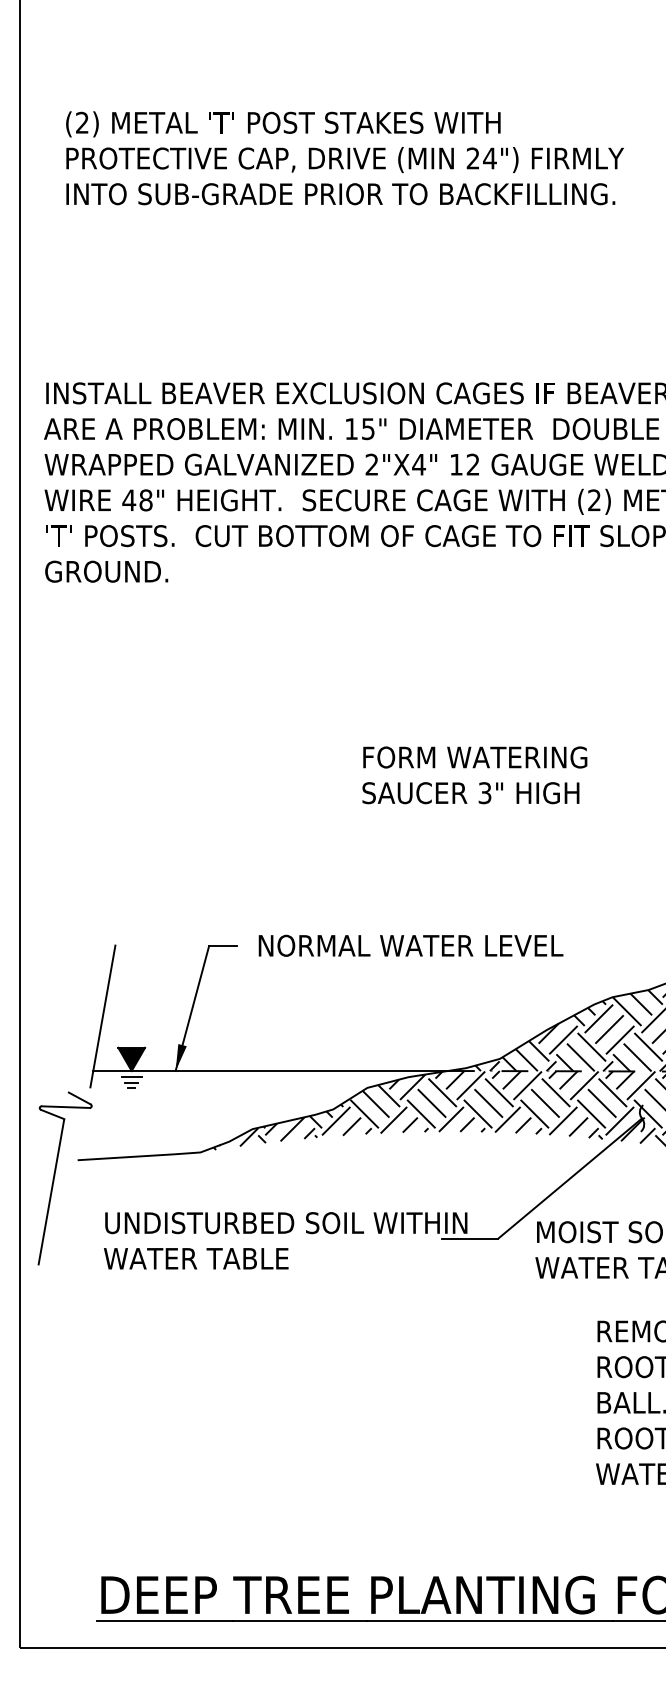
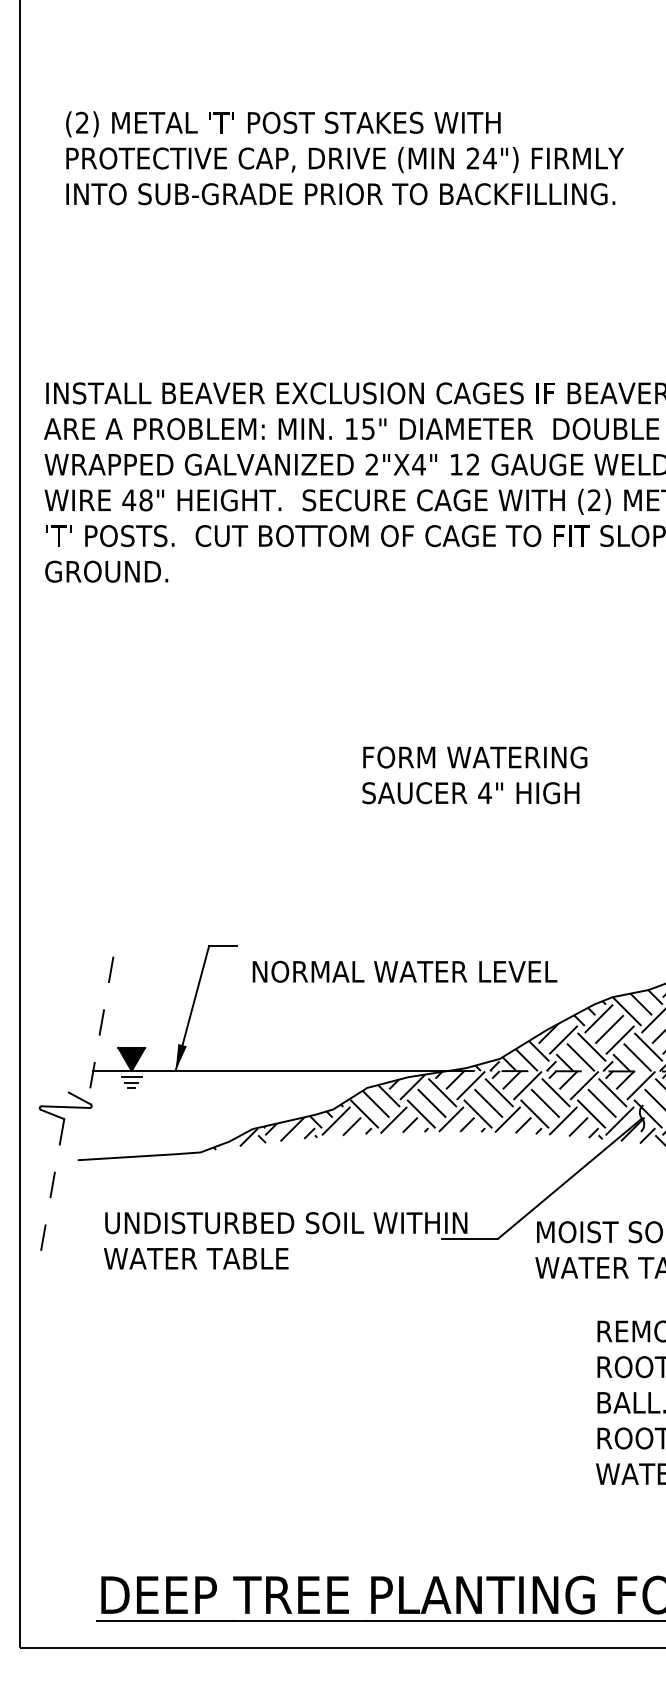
text: 3" -> 4" (484, 793)
text position: (410, 945) -> (404, 971) (404, 971)
line: solid -> dashed (102, 1016)
line: solid -> dashed (51, 1192)
